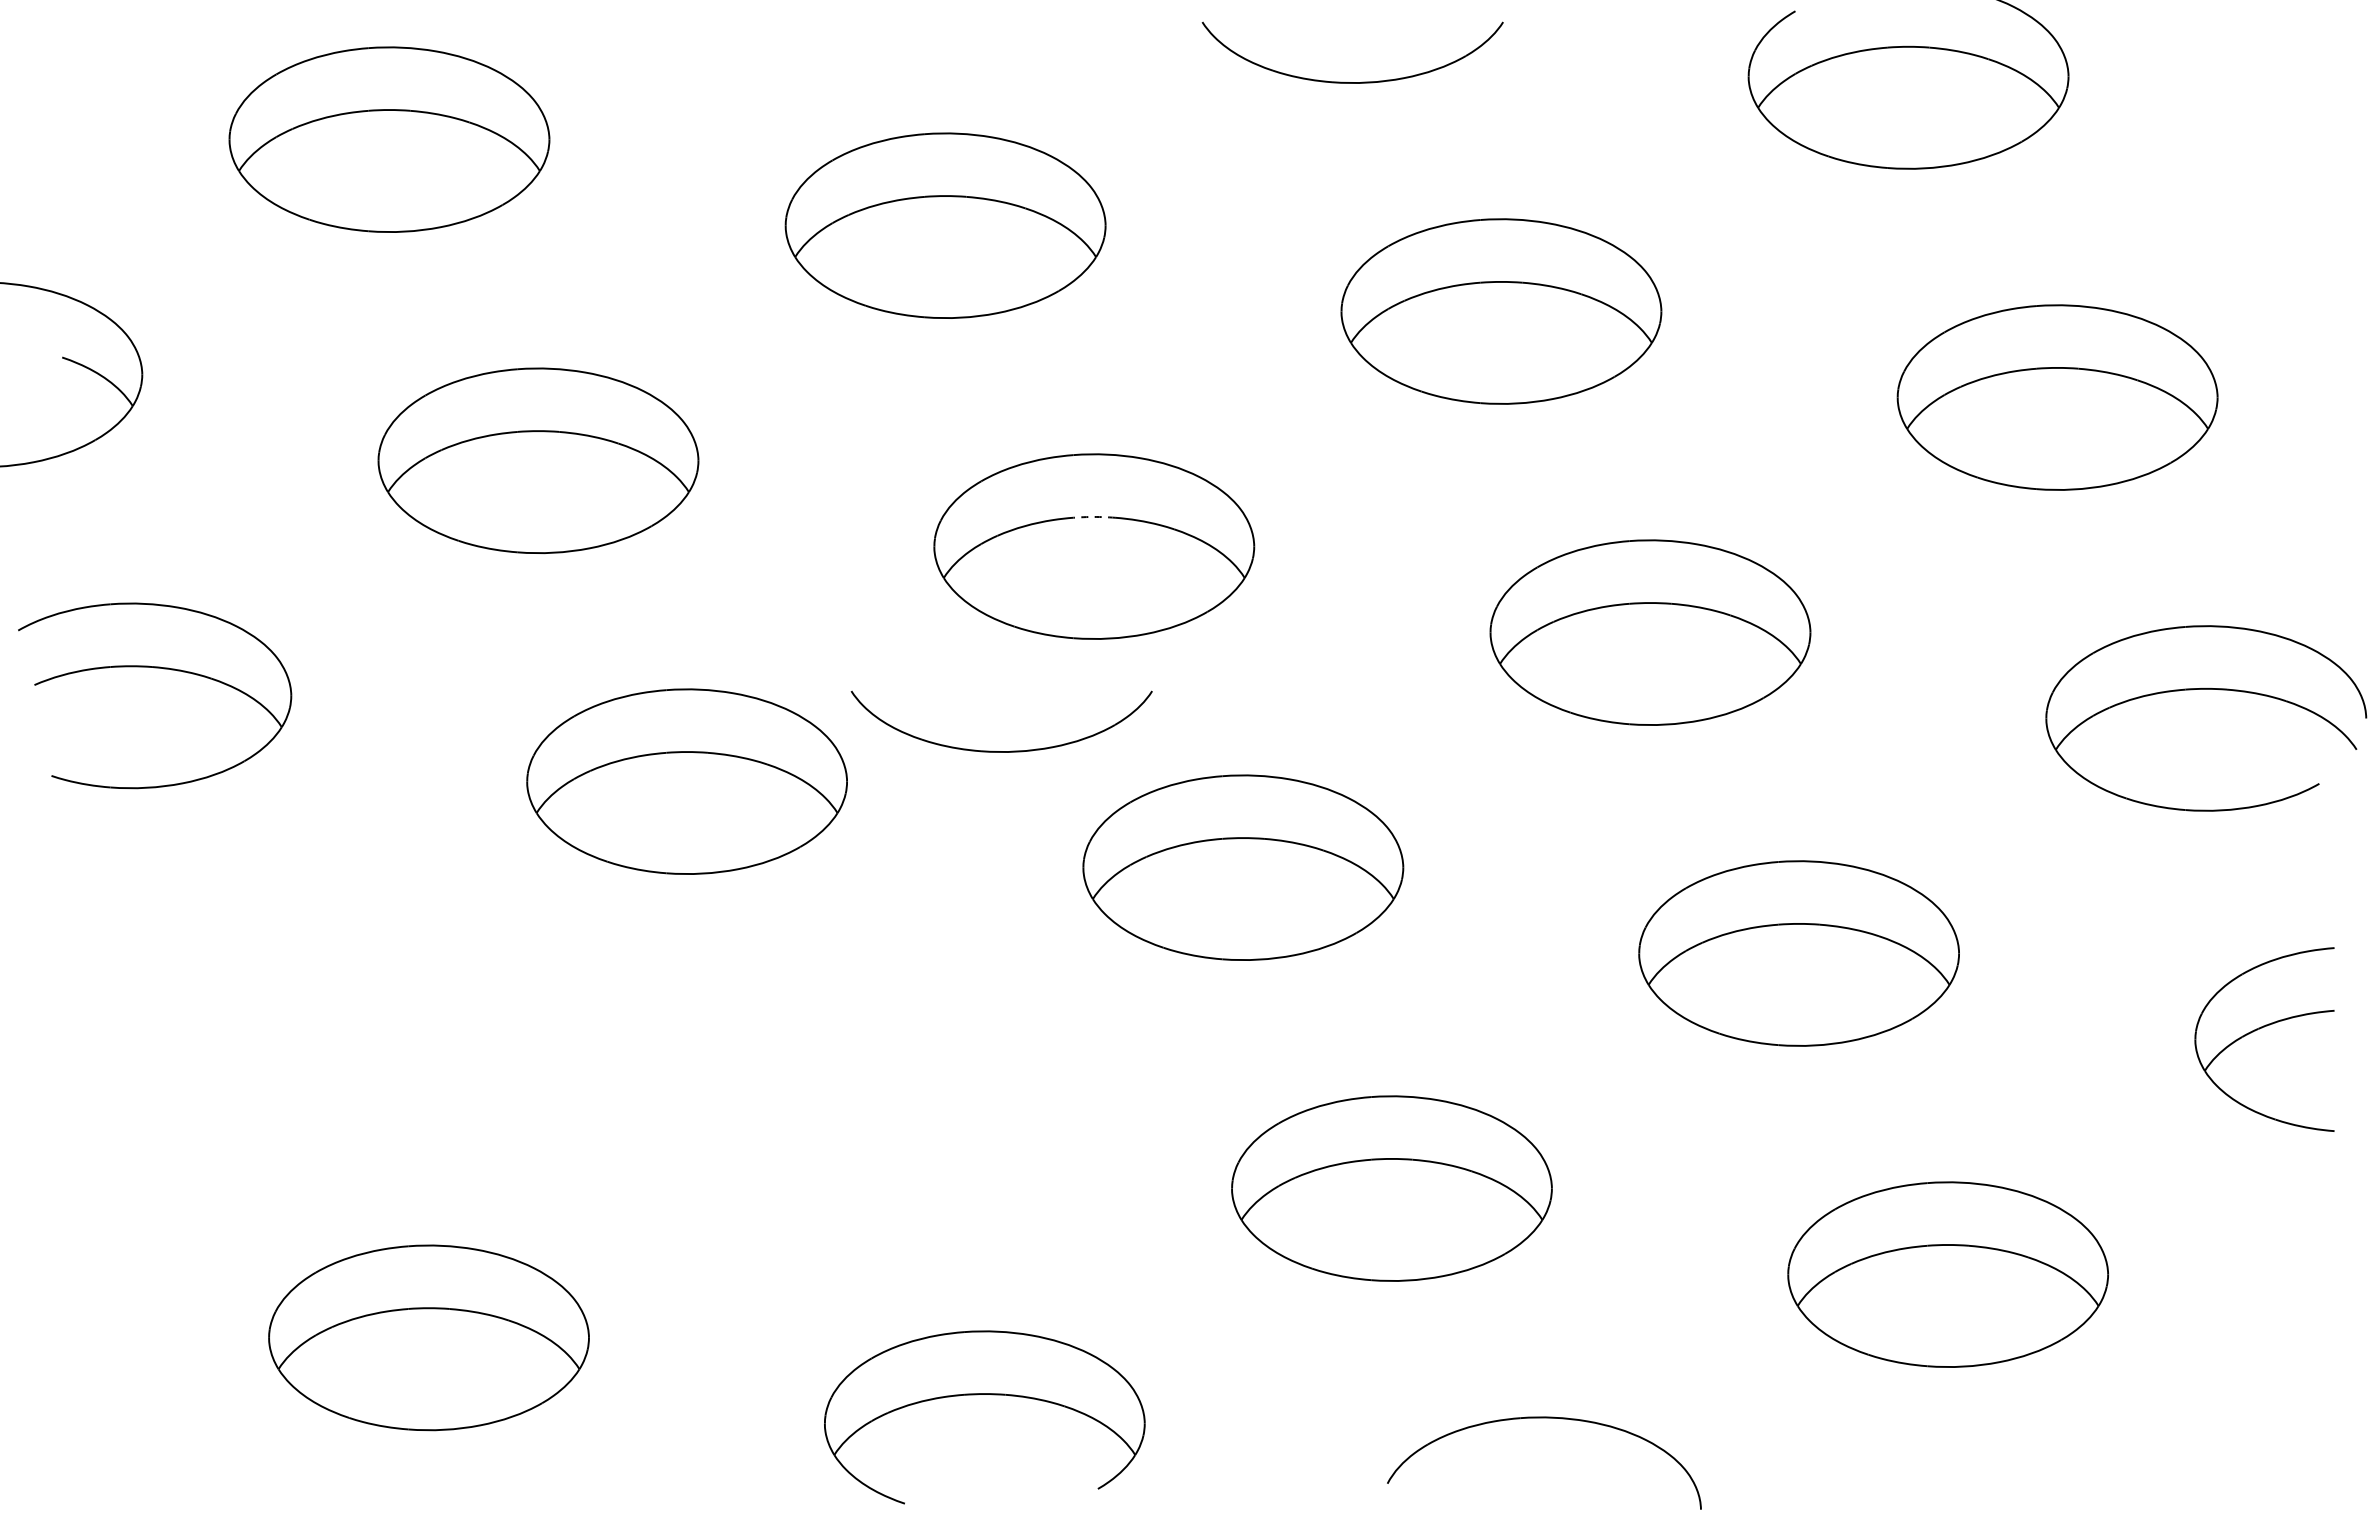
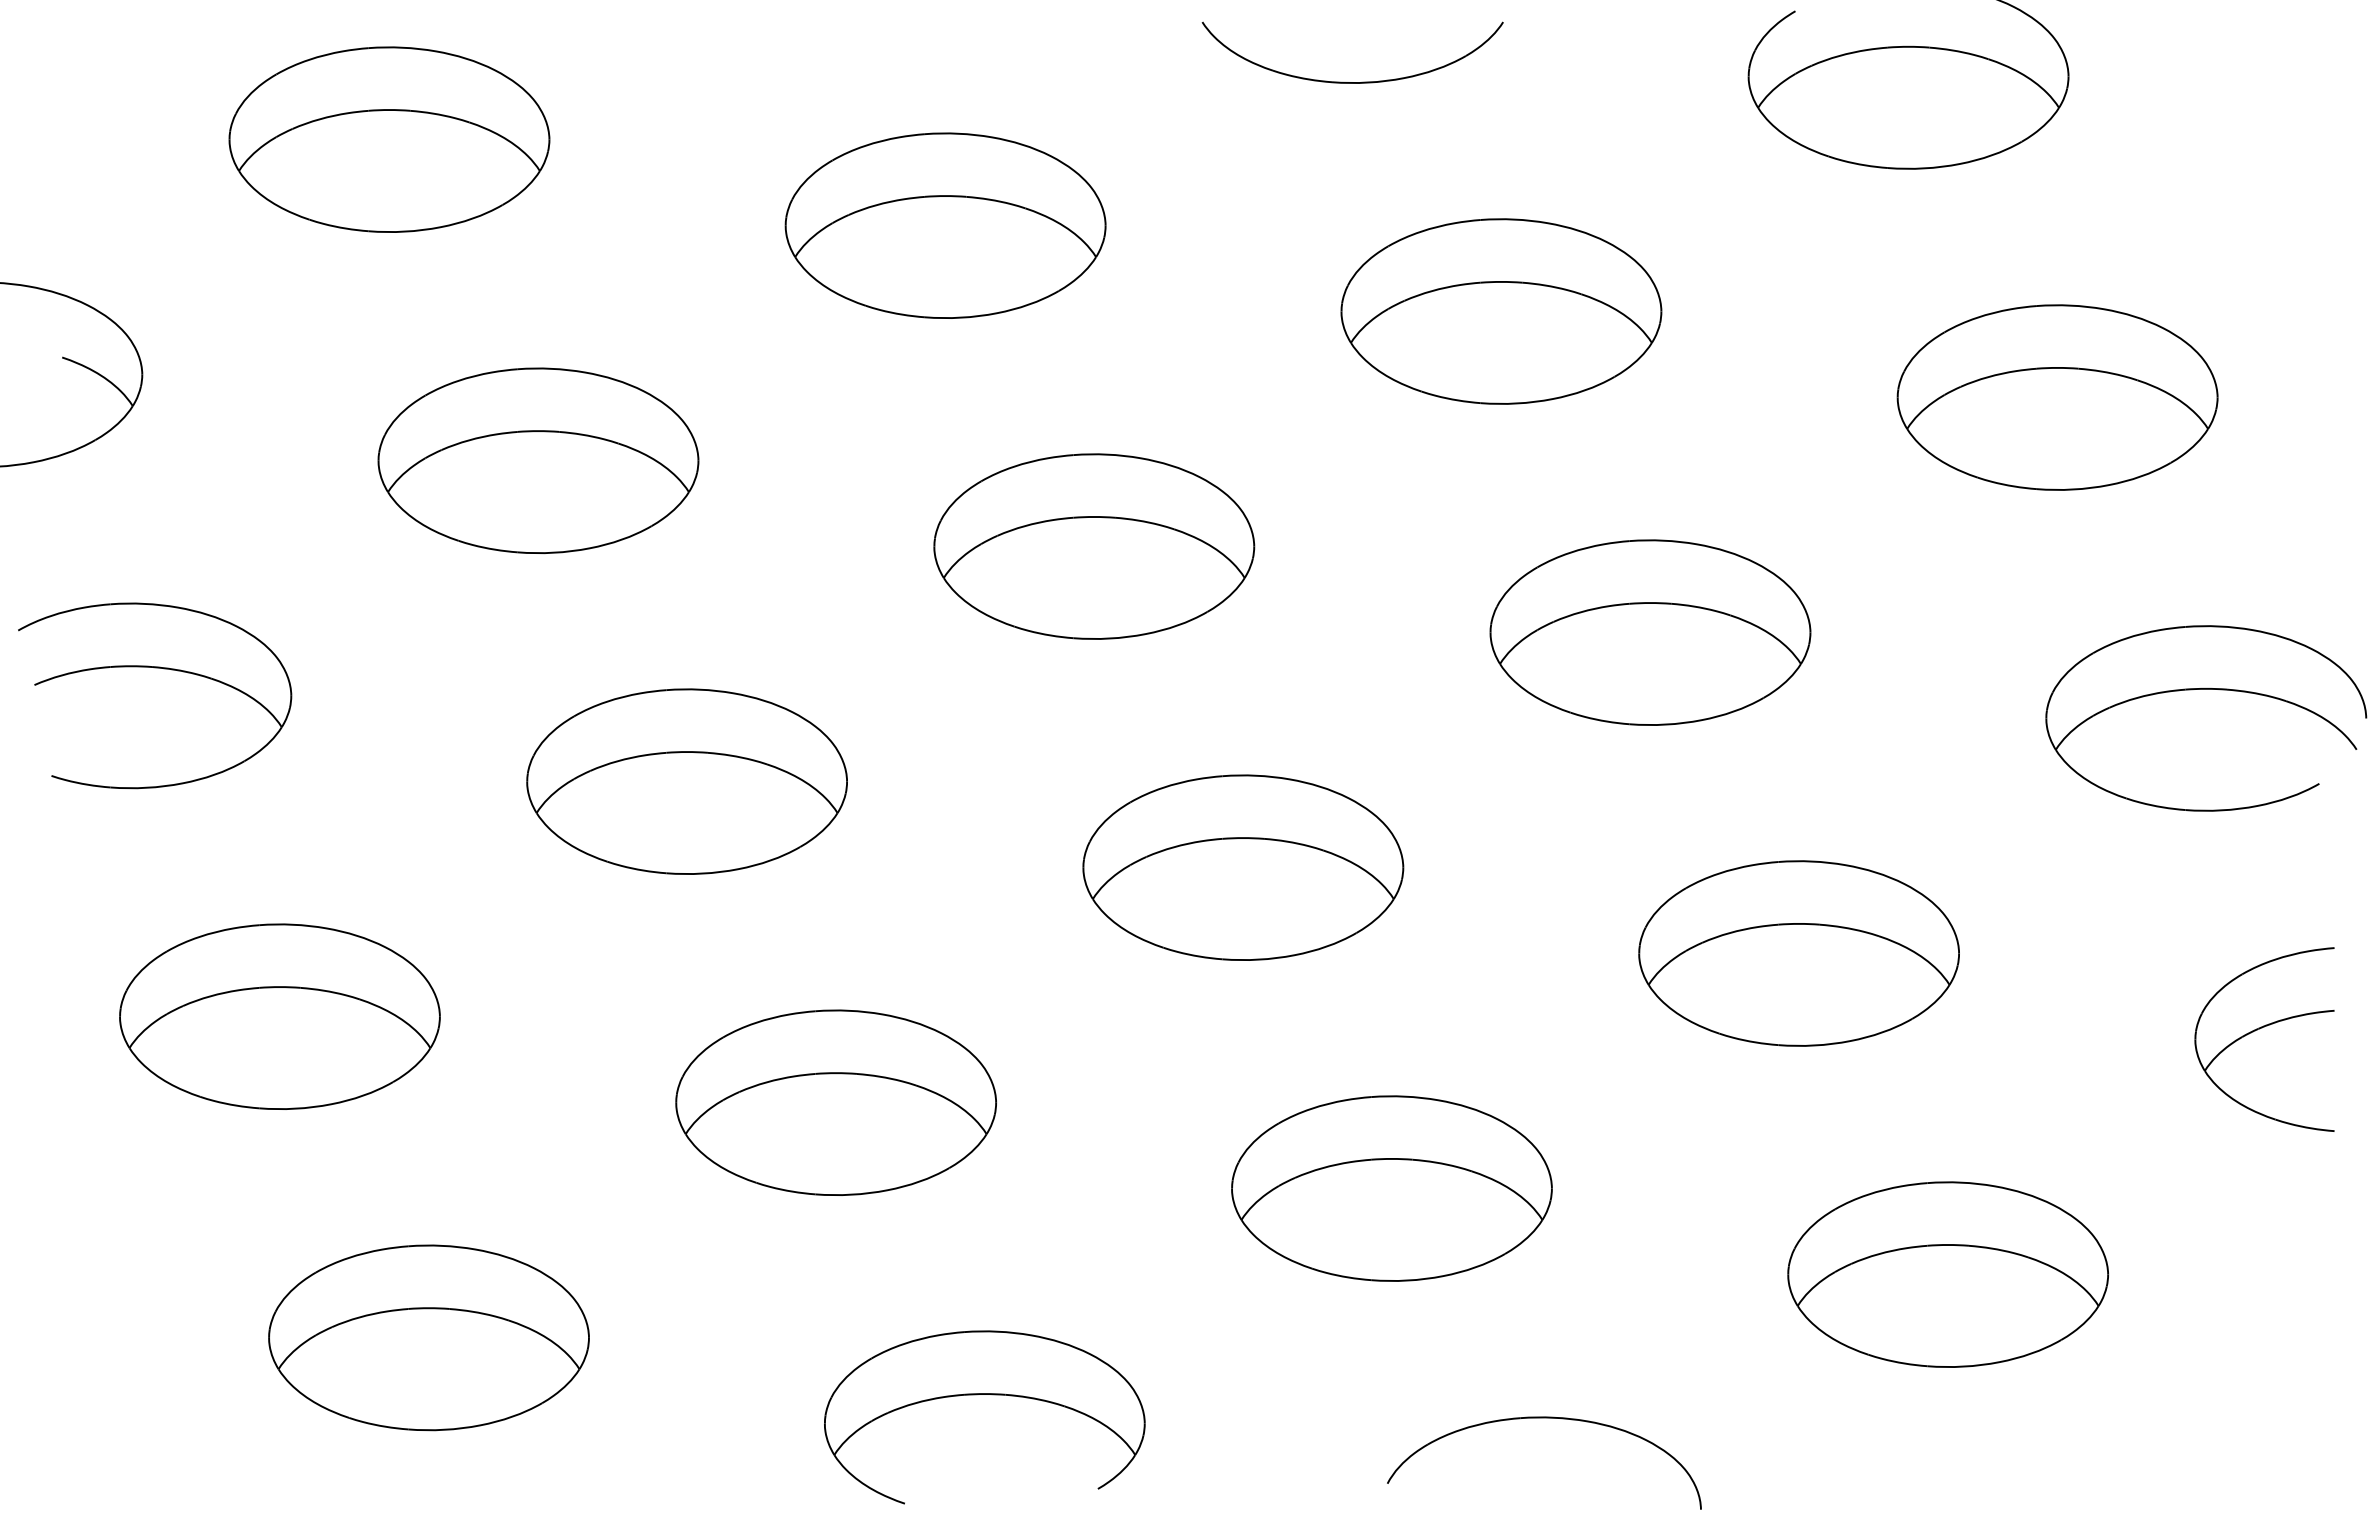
arc: dashed -> solid (1094, 516)
part: present -> none (1001, 751)
part: none -> present (279, 1016)
part: none -> present (835, 1102)
